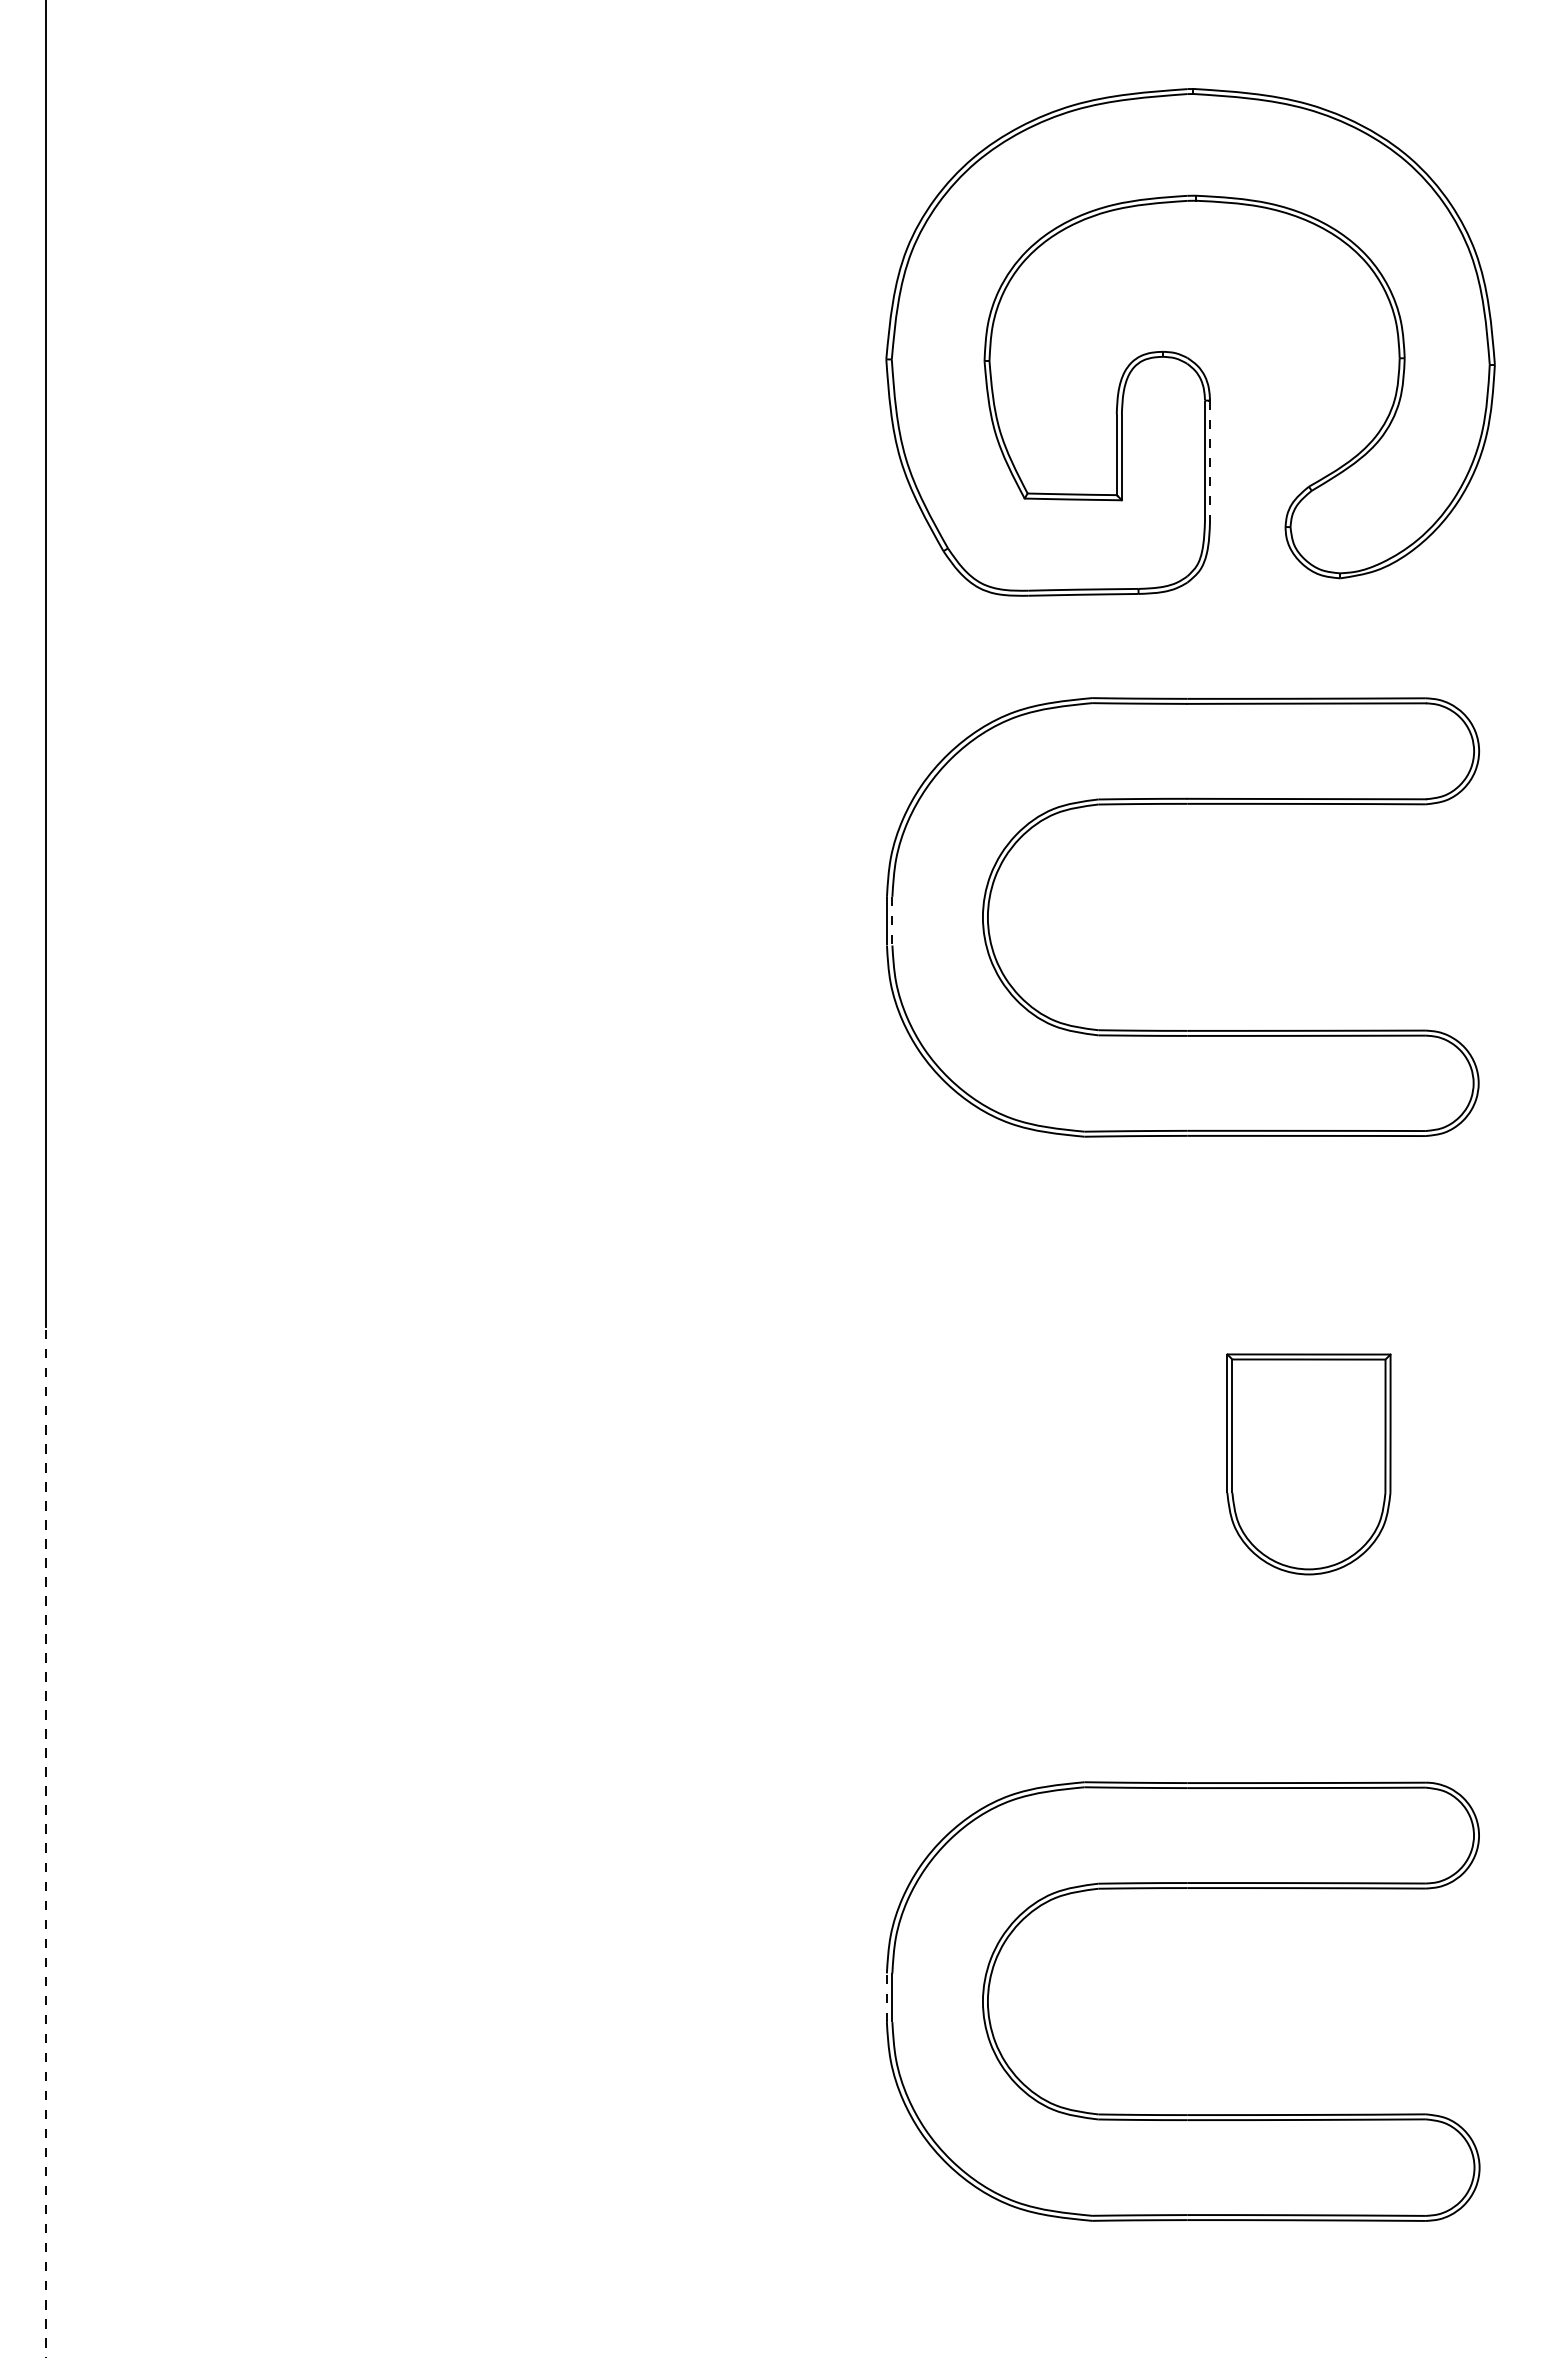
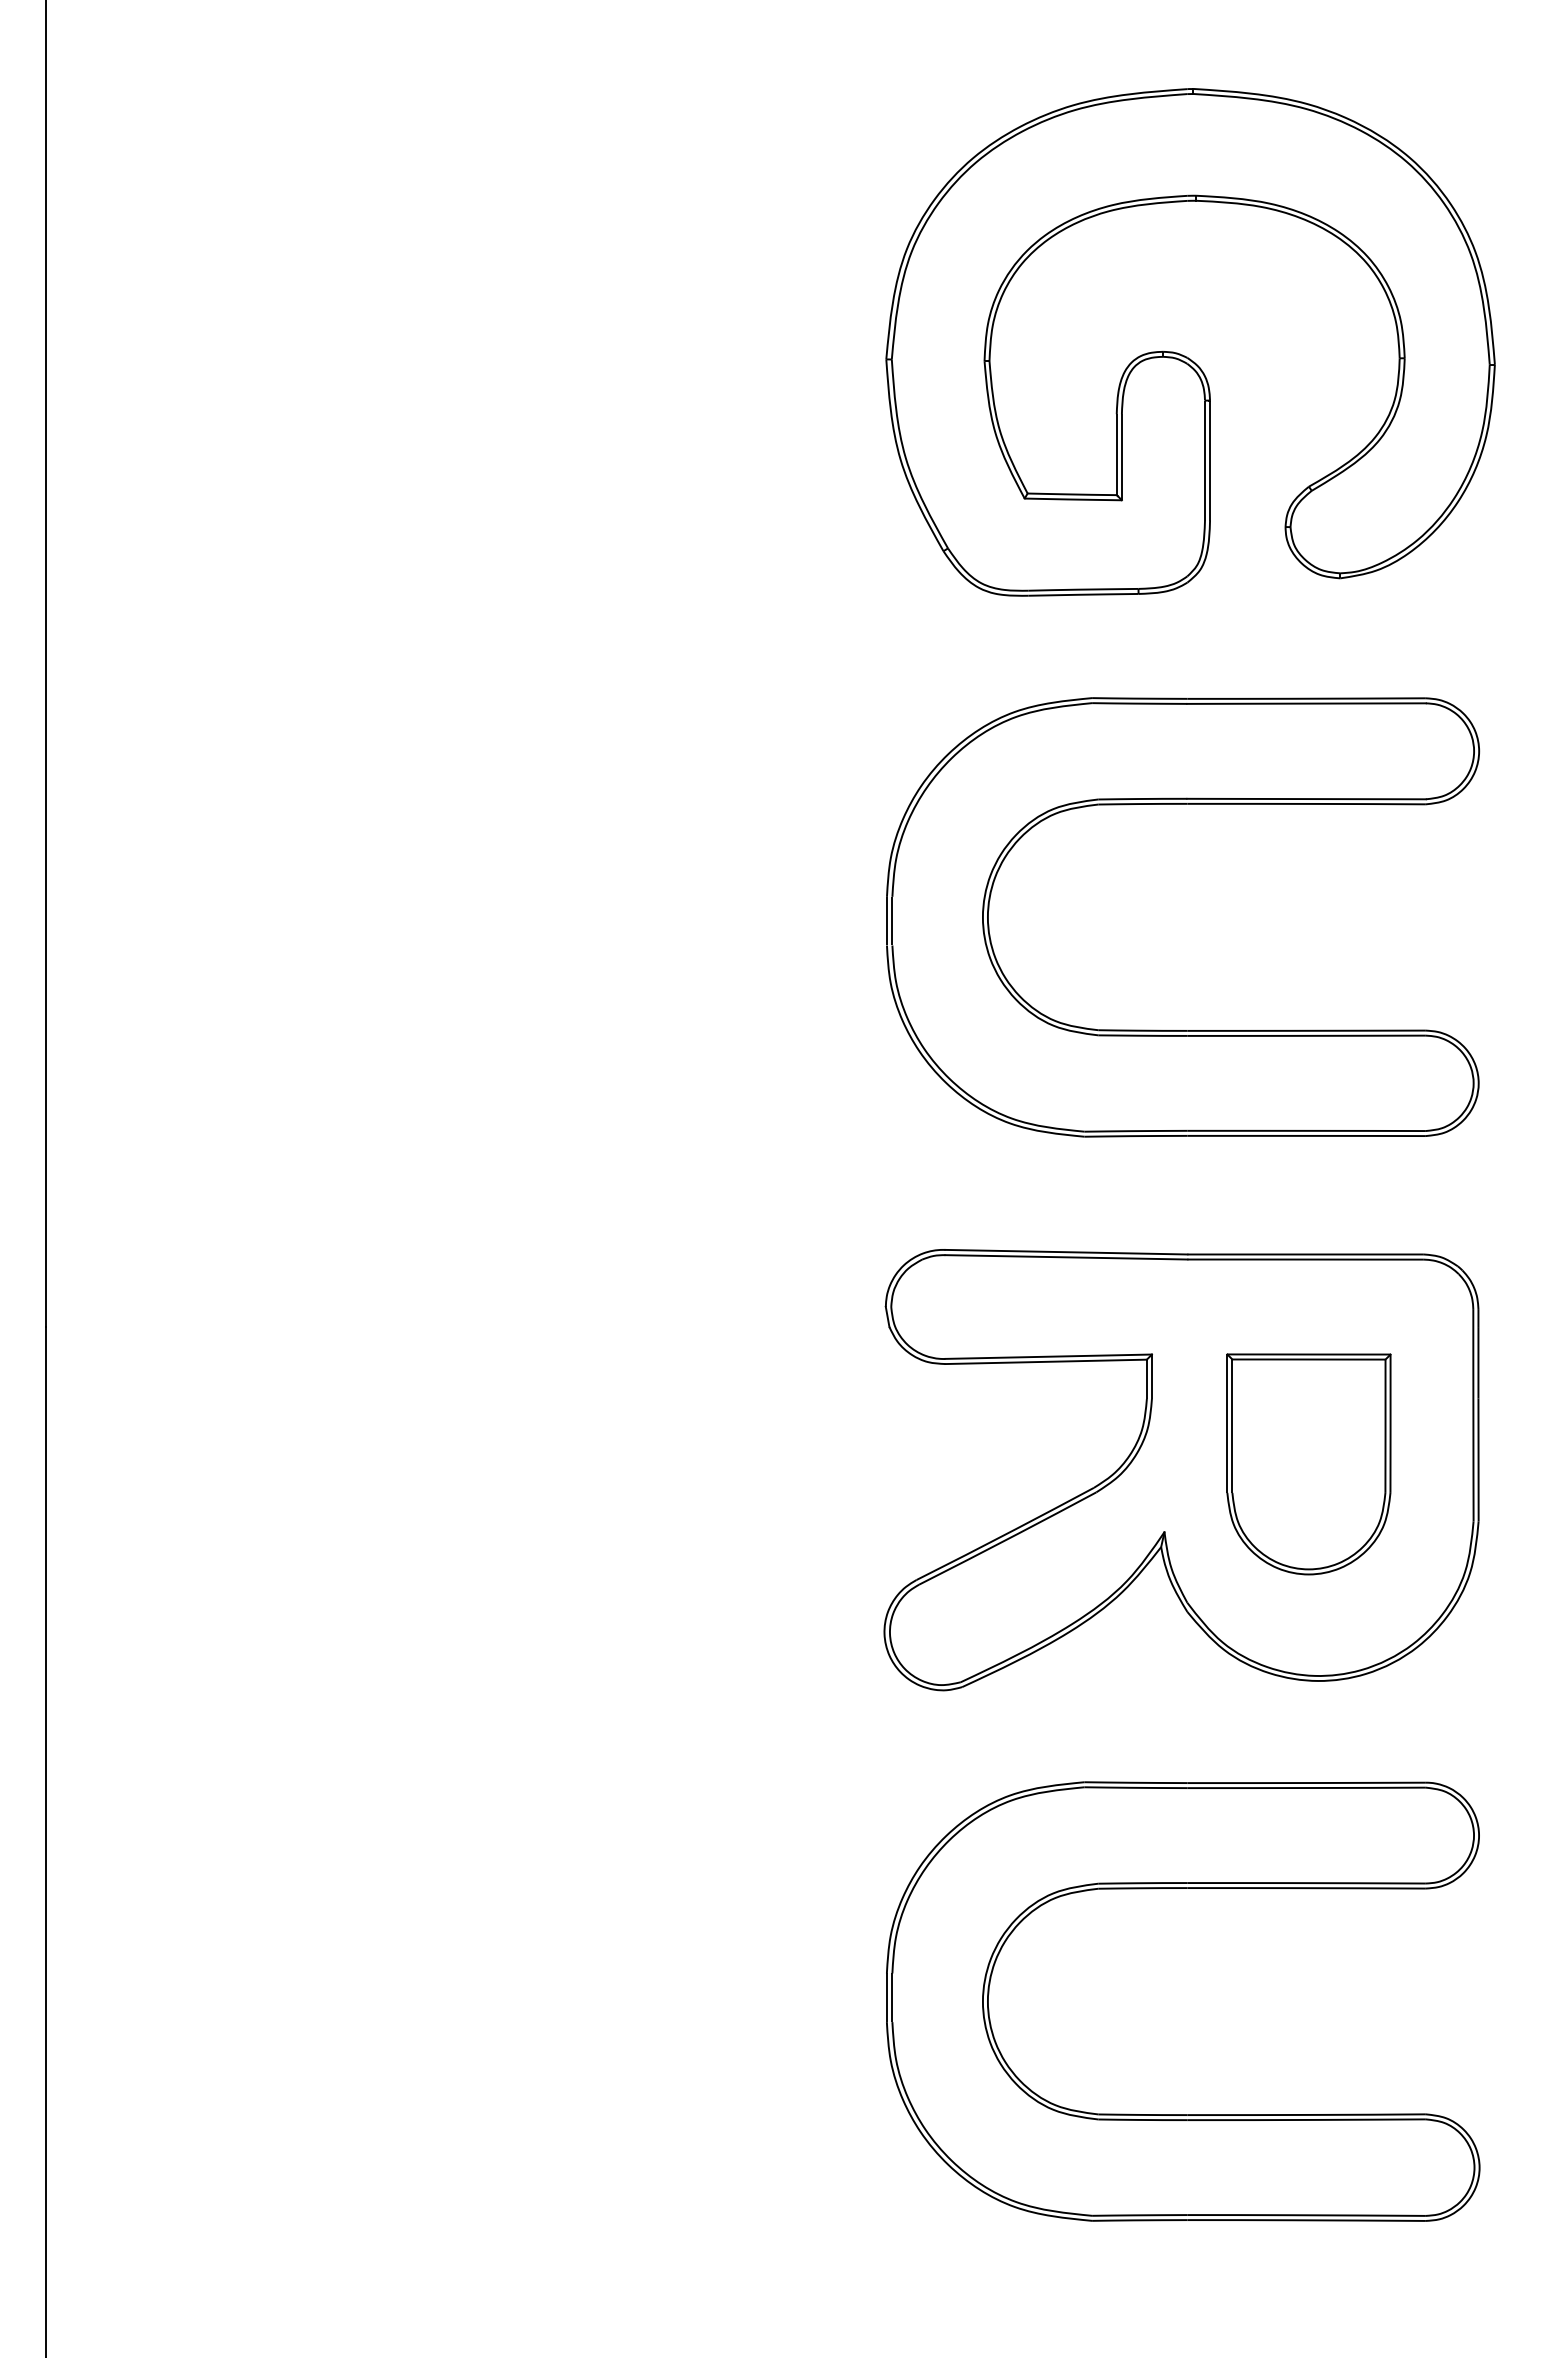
line: dashed -> solid (1210, 460)
line: dashed -> solid (892, 922)
part: none -> present (1181, 1470)
line: dashed -> solid (46, 1842)
line: dashed -> solid (886, 1996)
